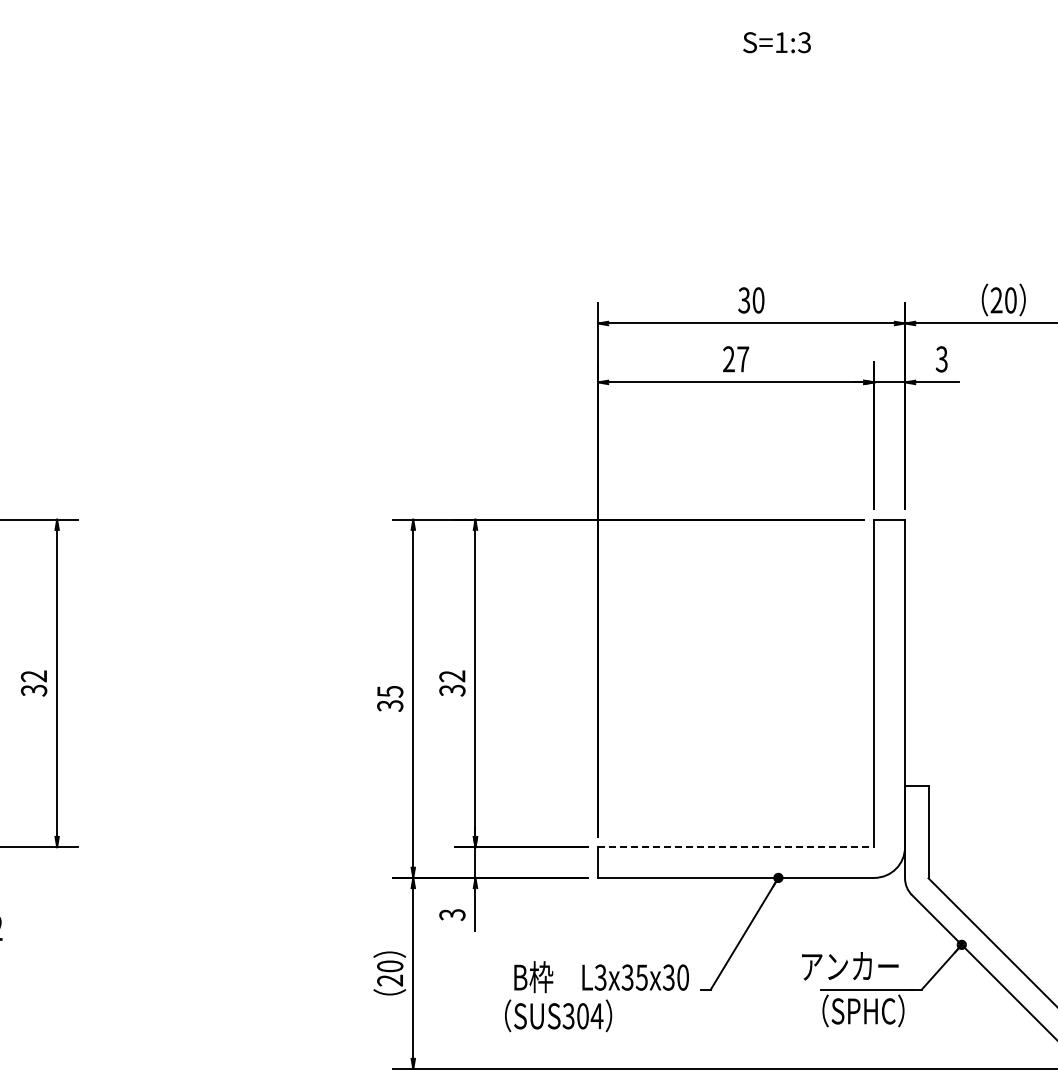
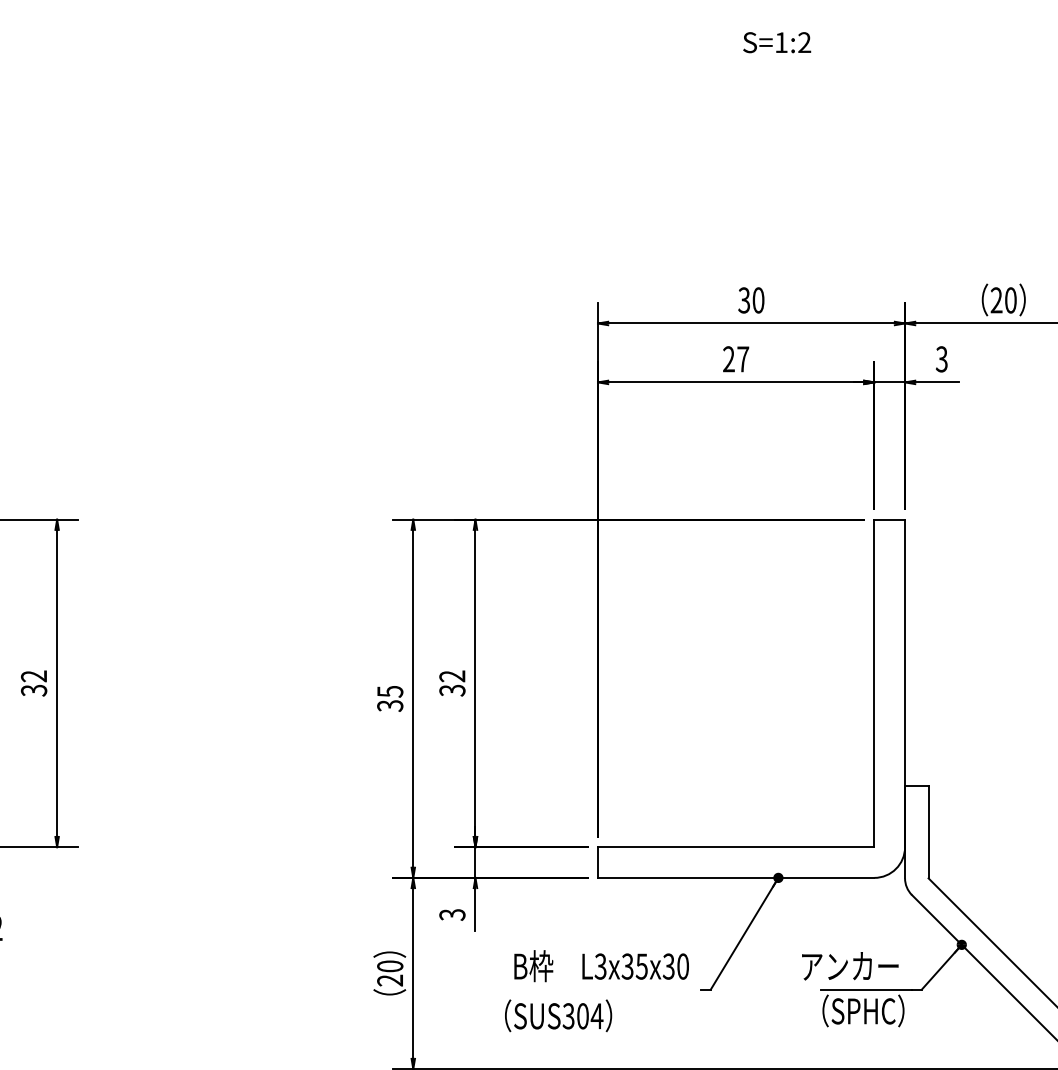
text: S=1:3 -> S=1:2 (804, 42)
line: dashed -> solid (736, 847)
text position: (601, 977) -> (601, 966) (601, 966)
